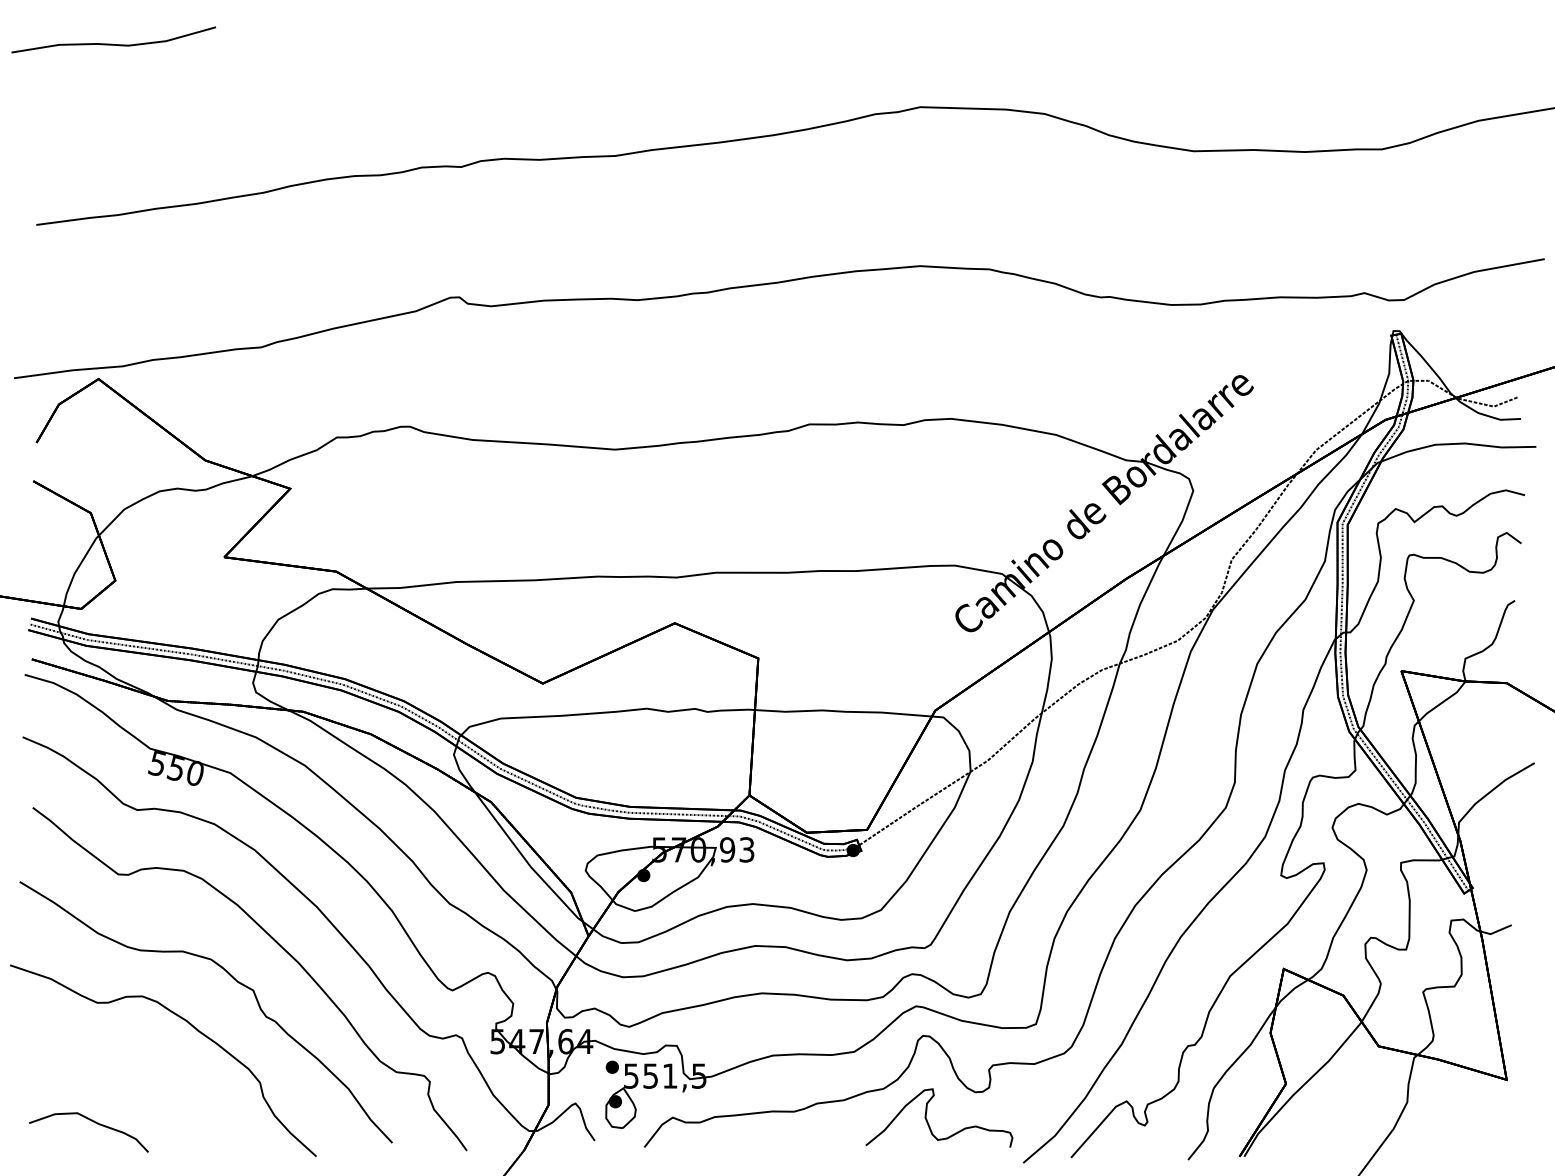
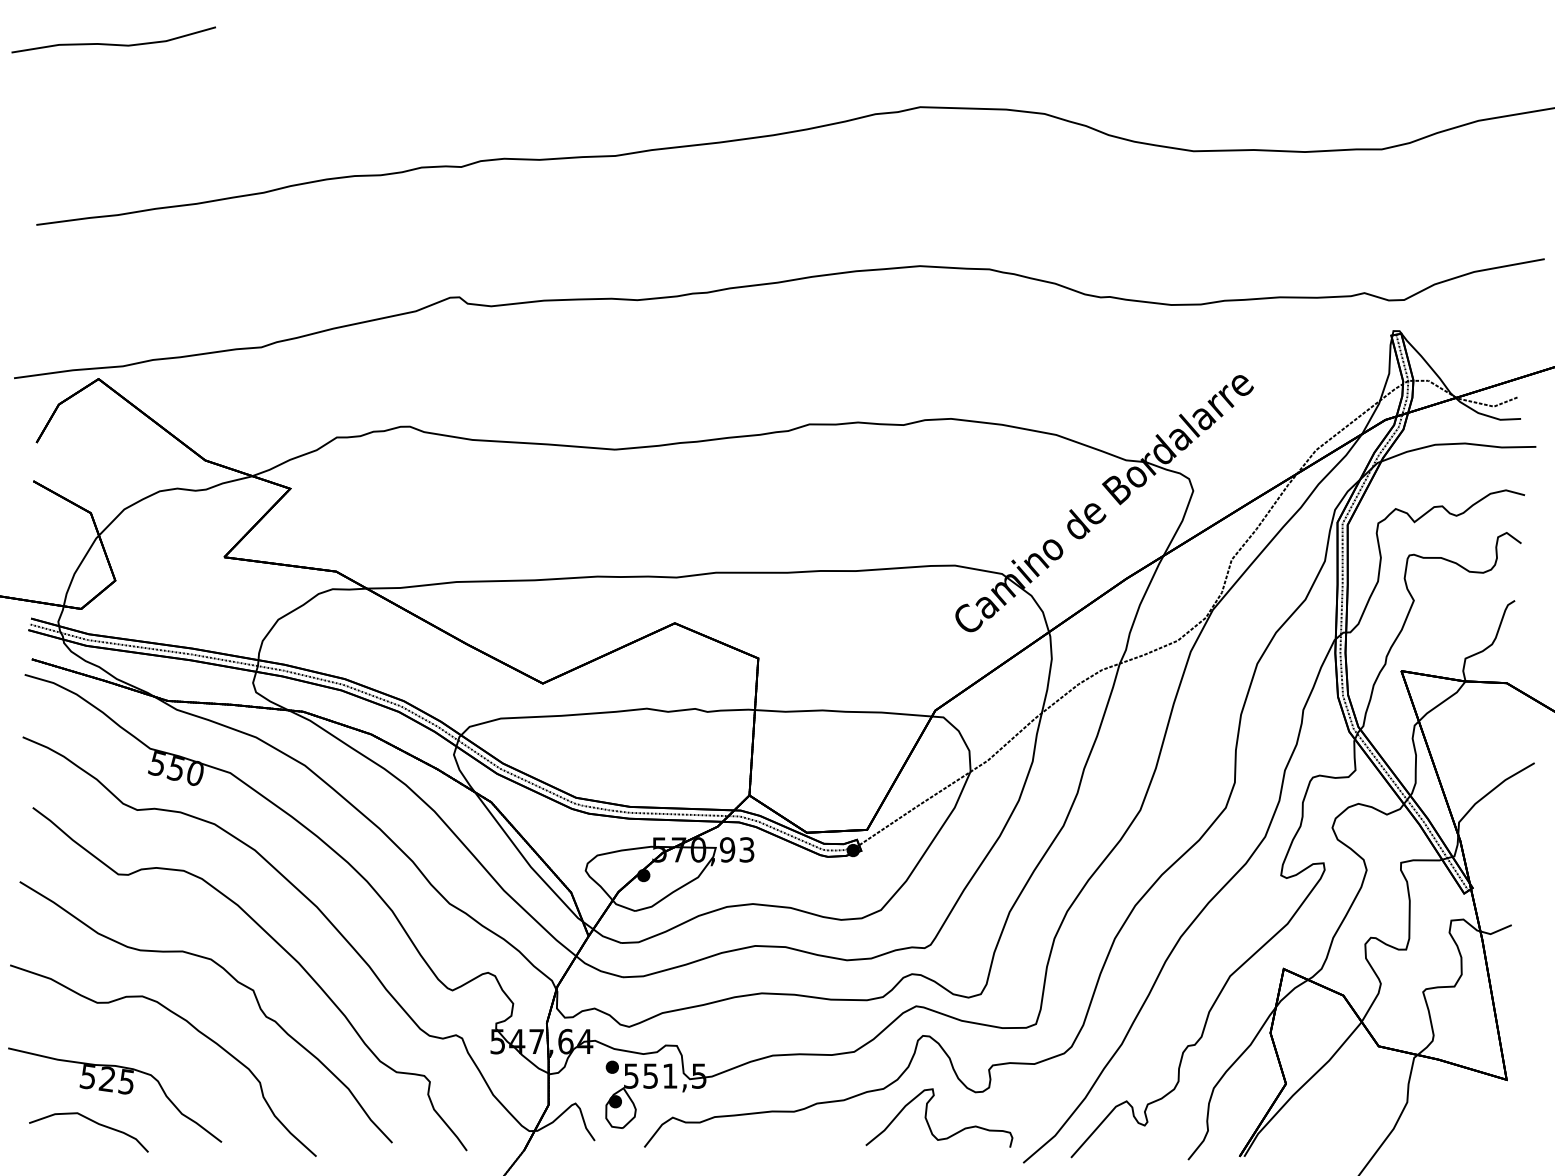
part: none -> present (115, 1094)
